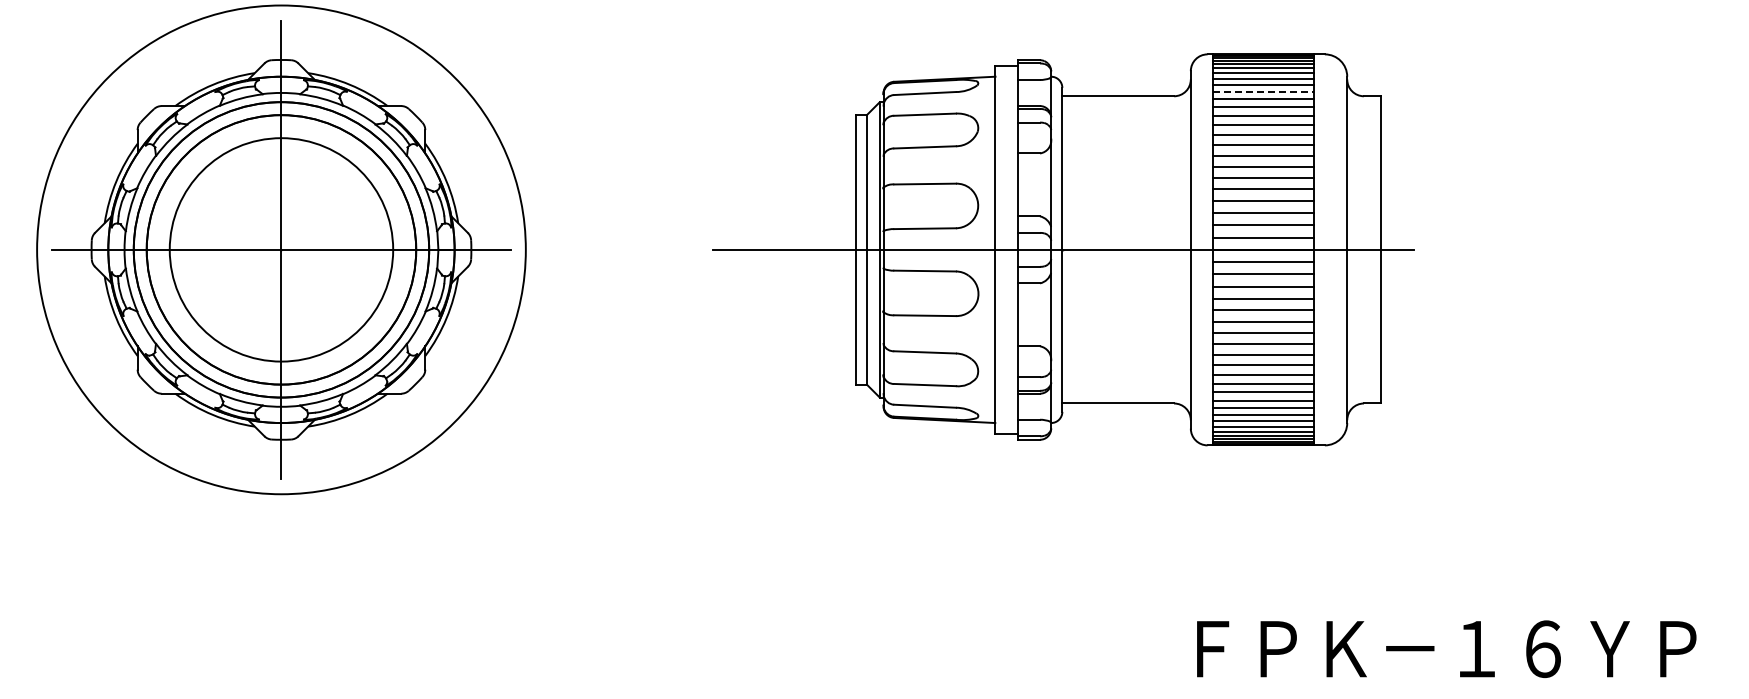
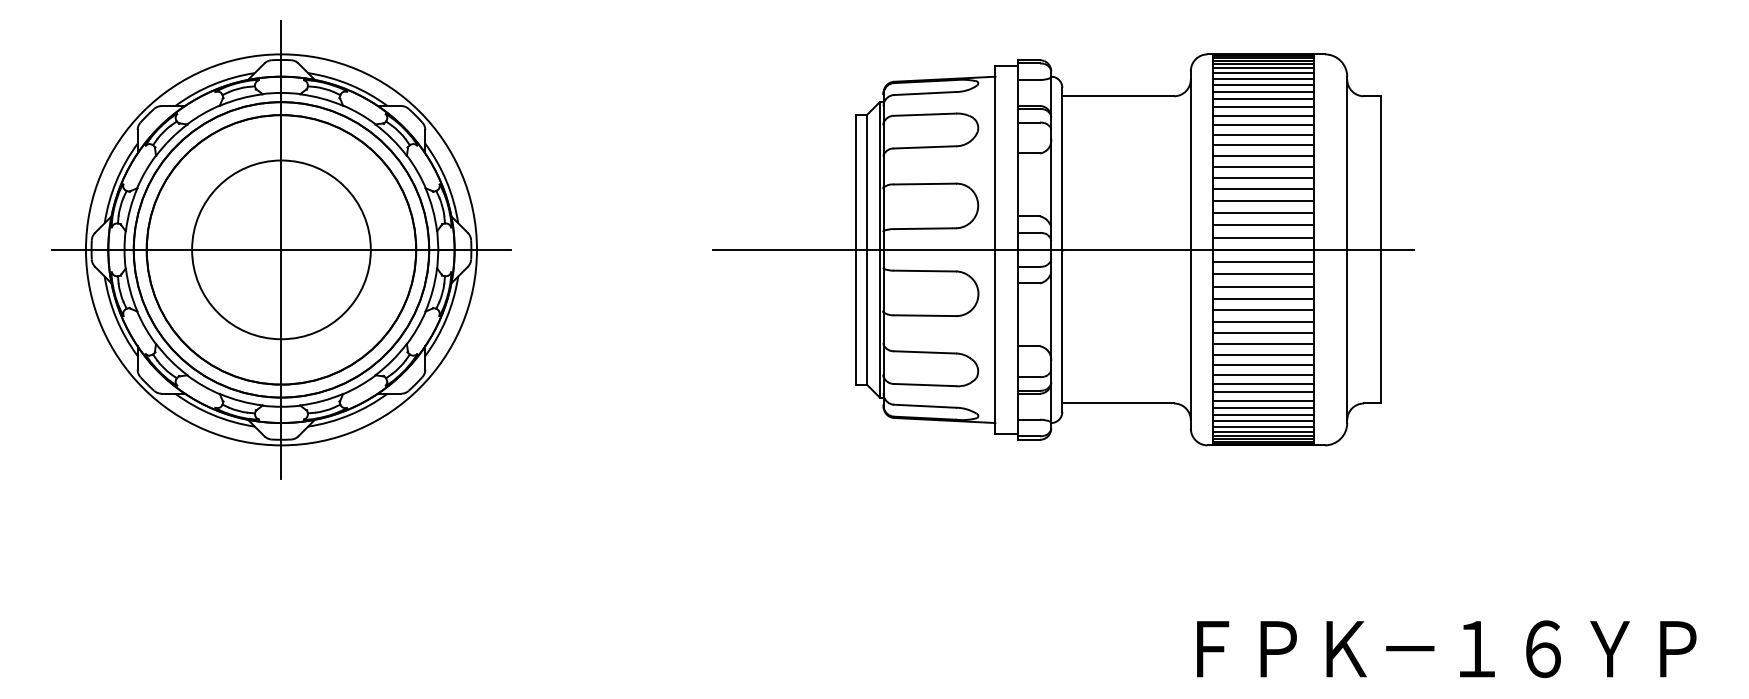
line: dashed -> solid (1263, 91)
circle diameter: 223 px -> 179 px (281, 249)
circle diameter: 489 px -> 391 px (280, 249)
